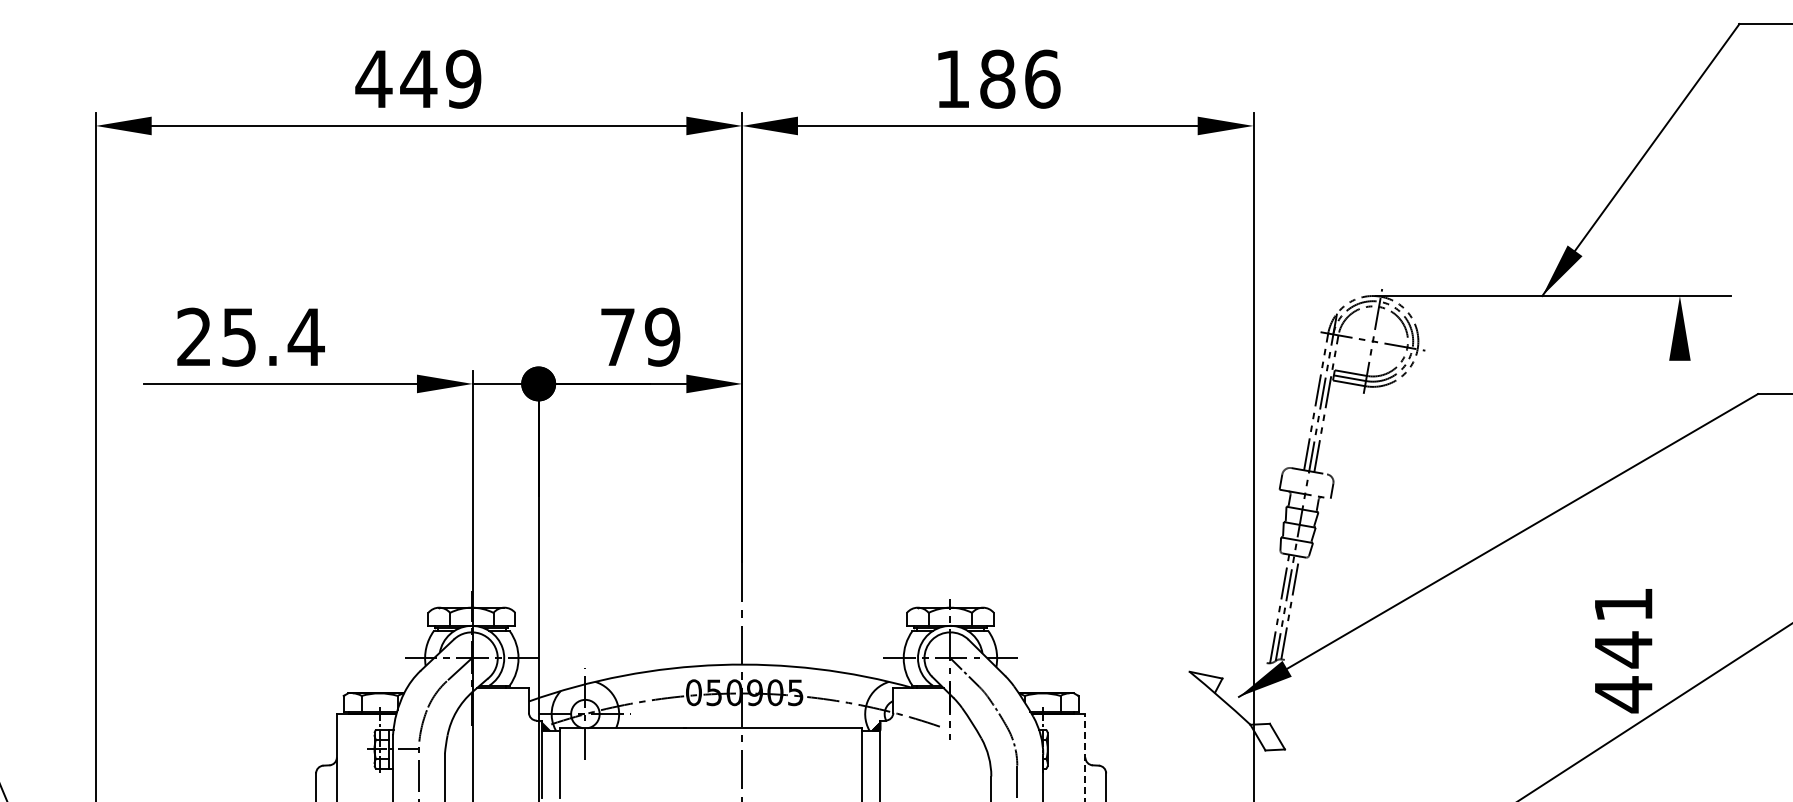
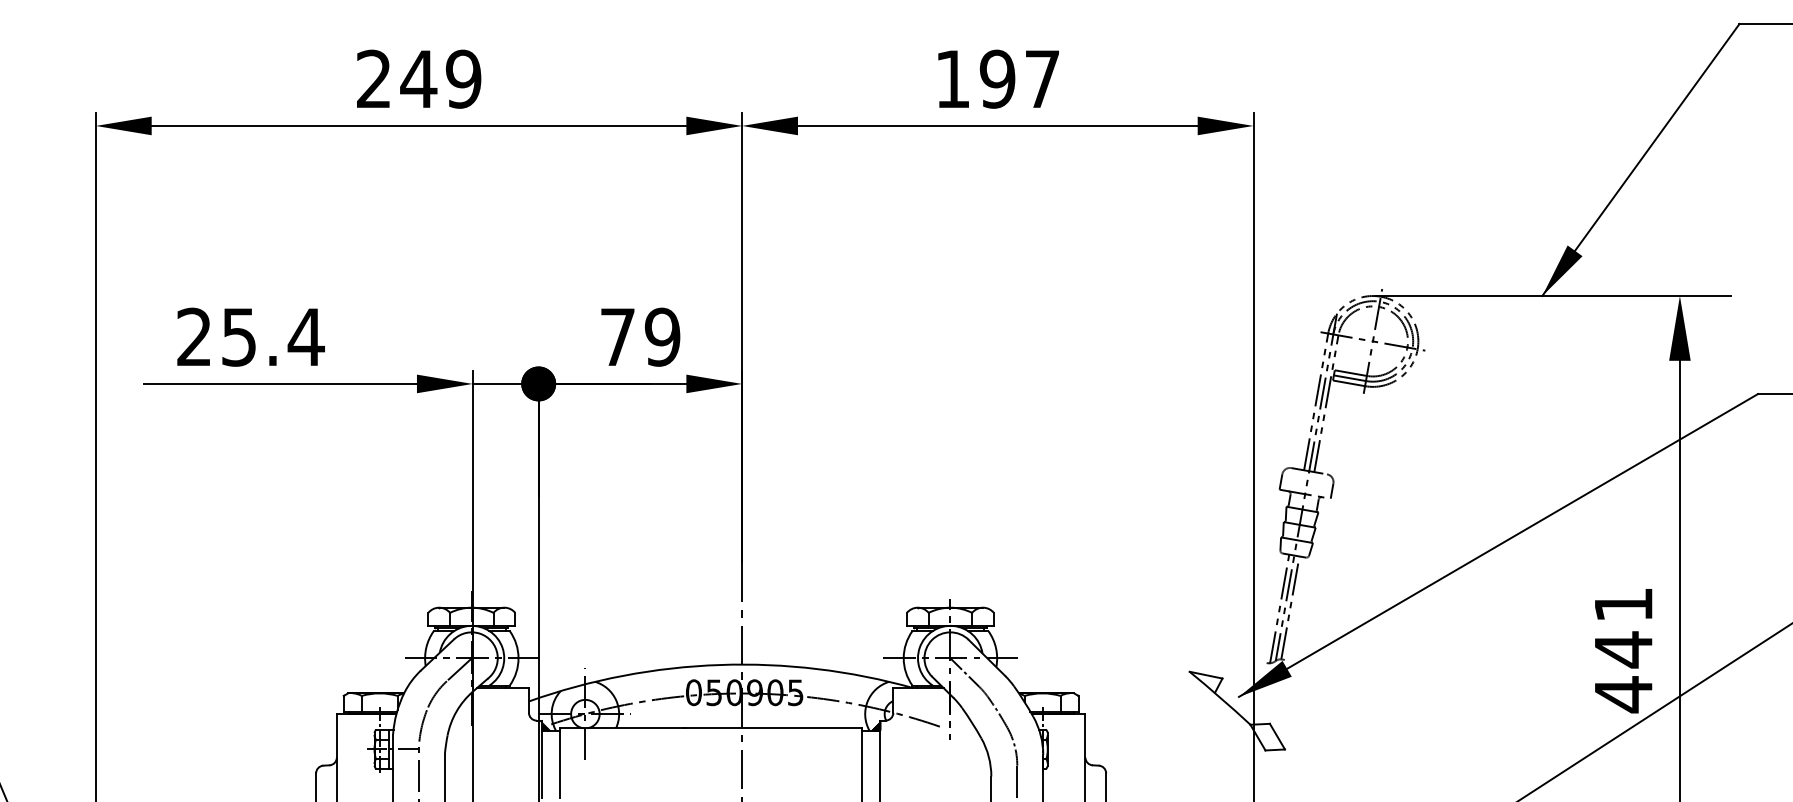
text: 449 -> 249 (373, 78)
text: 186 -> 197 (1019, 78)
line: none -> present (1679, 571)
line: dashed -> solid (1085, 757)
